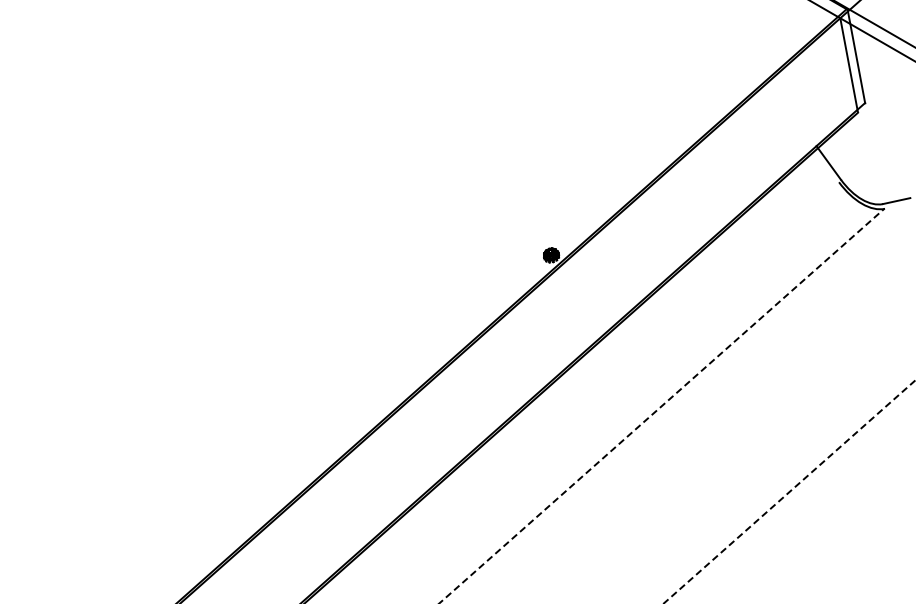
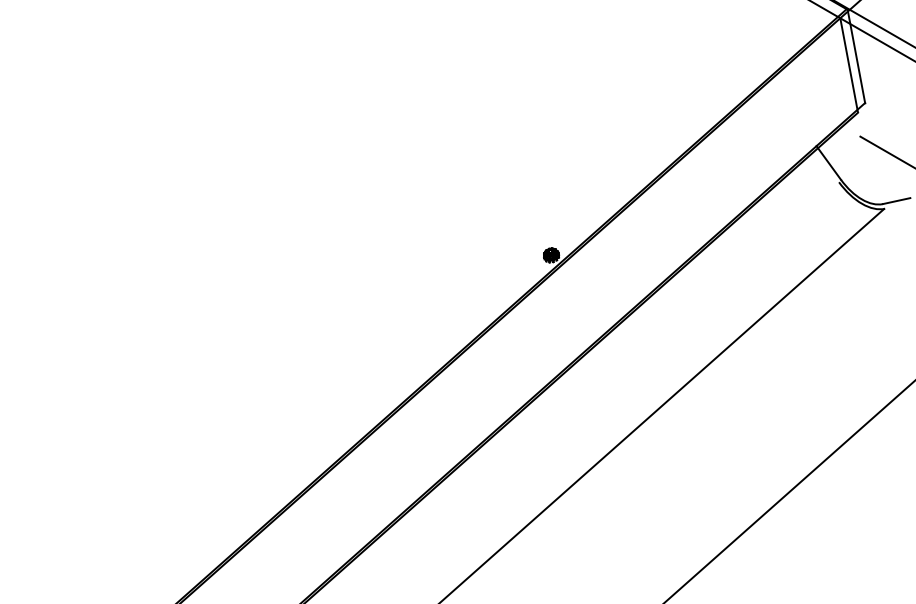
line: none -> present (886, 151)
line: dashed -> solid (661, 406)
line: dashed -> solid (789, 491)
